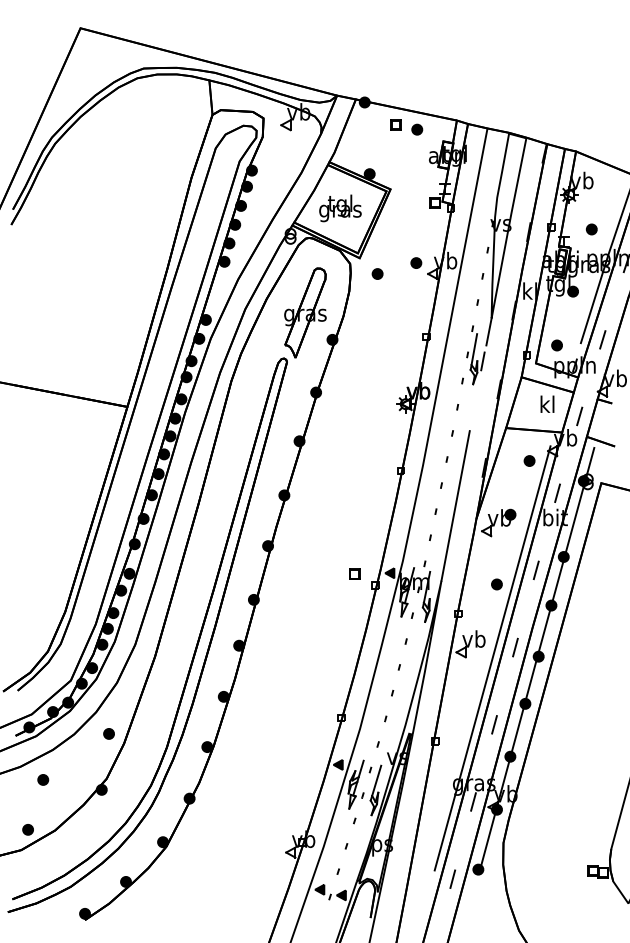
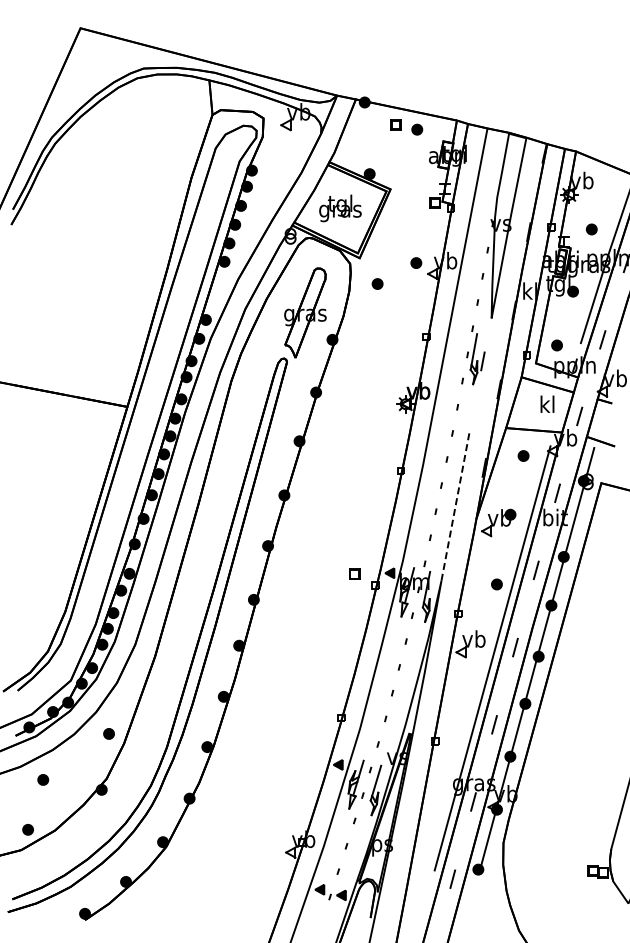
part position: (377, 273) -> (377, 283) (377, 283)
line: present -> none (488, 331)
part position: (529, 460) -> (523, 455) (523, 455)
line: solid -> dashed (455, 505)
